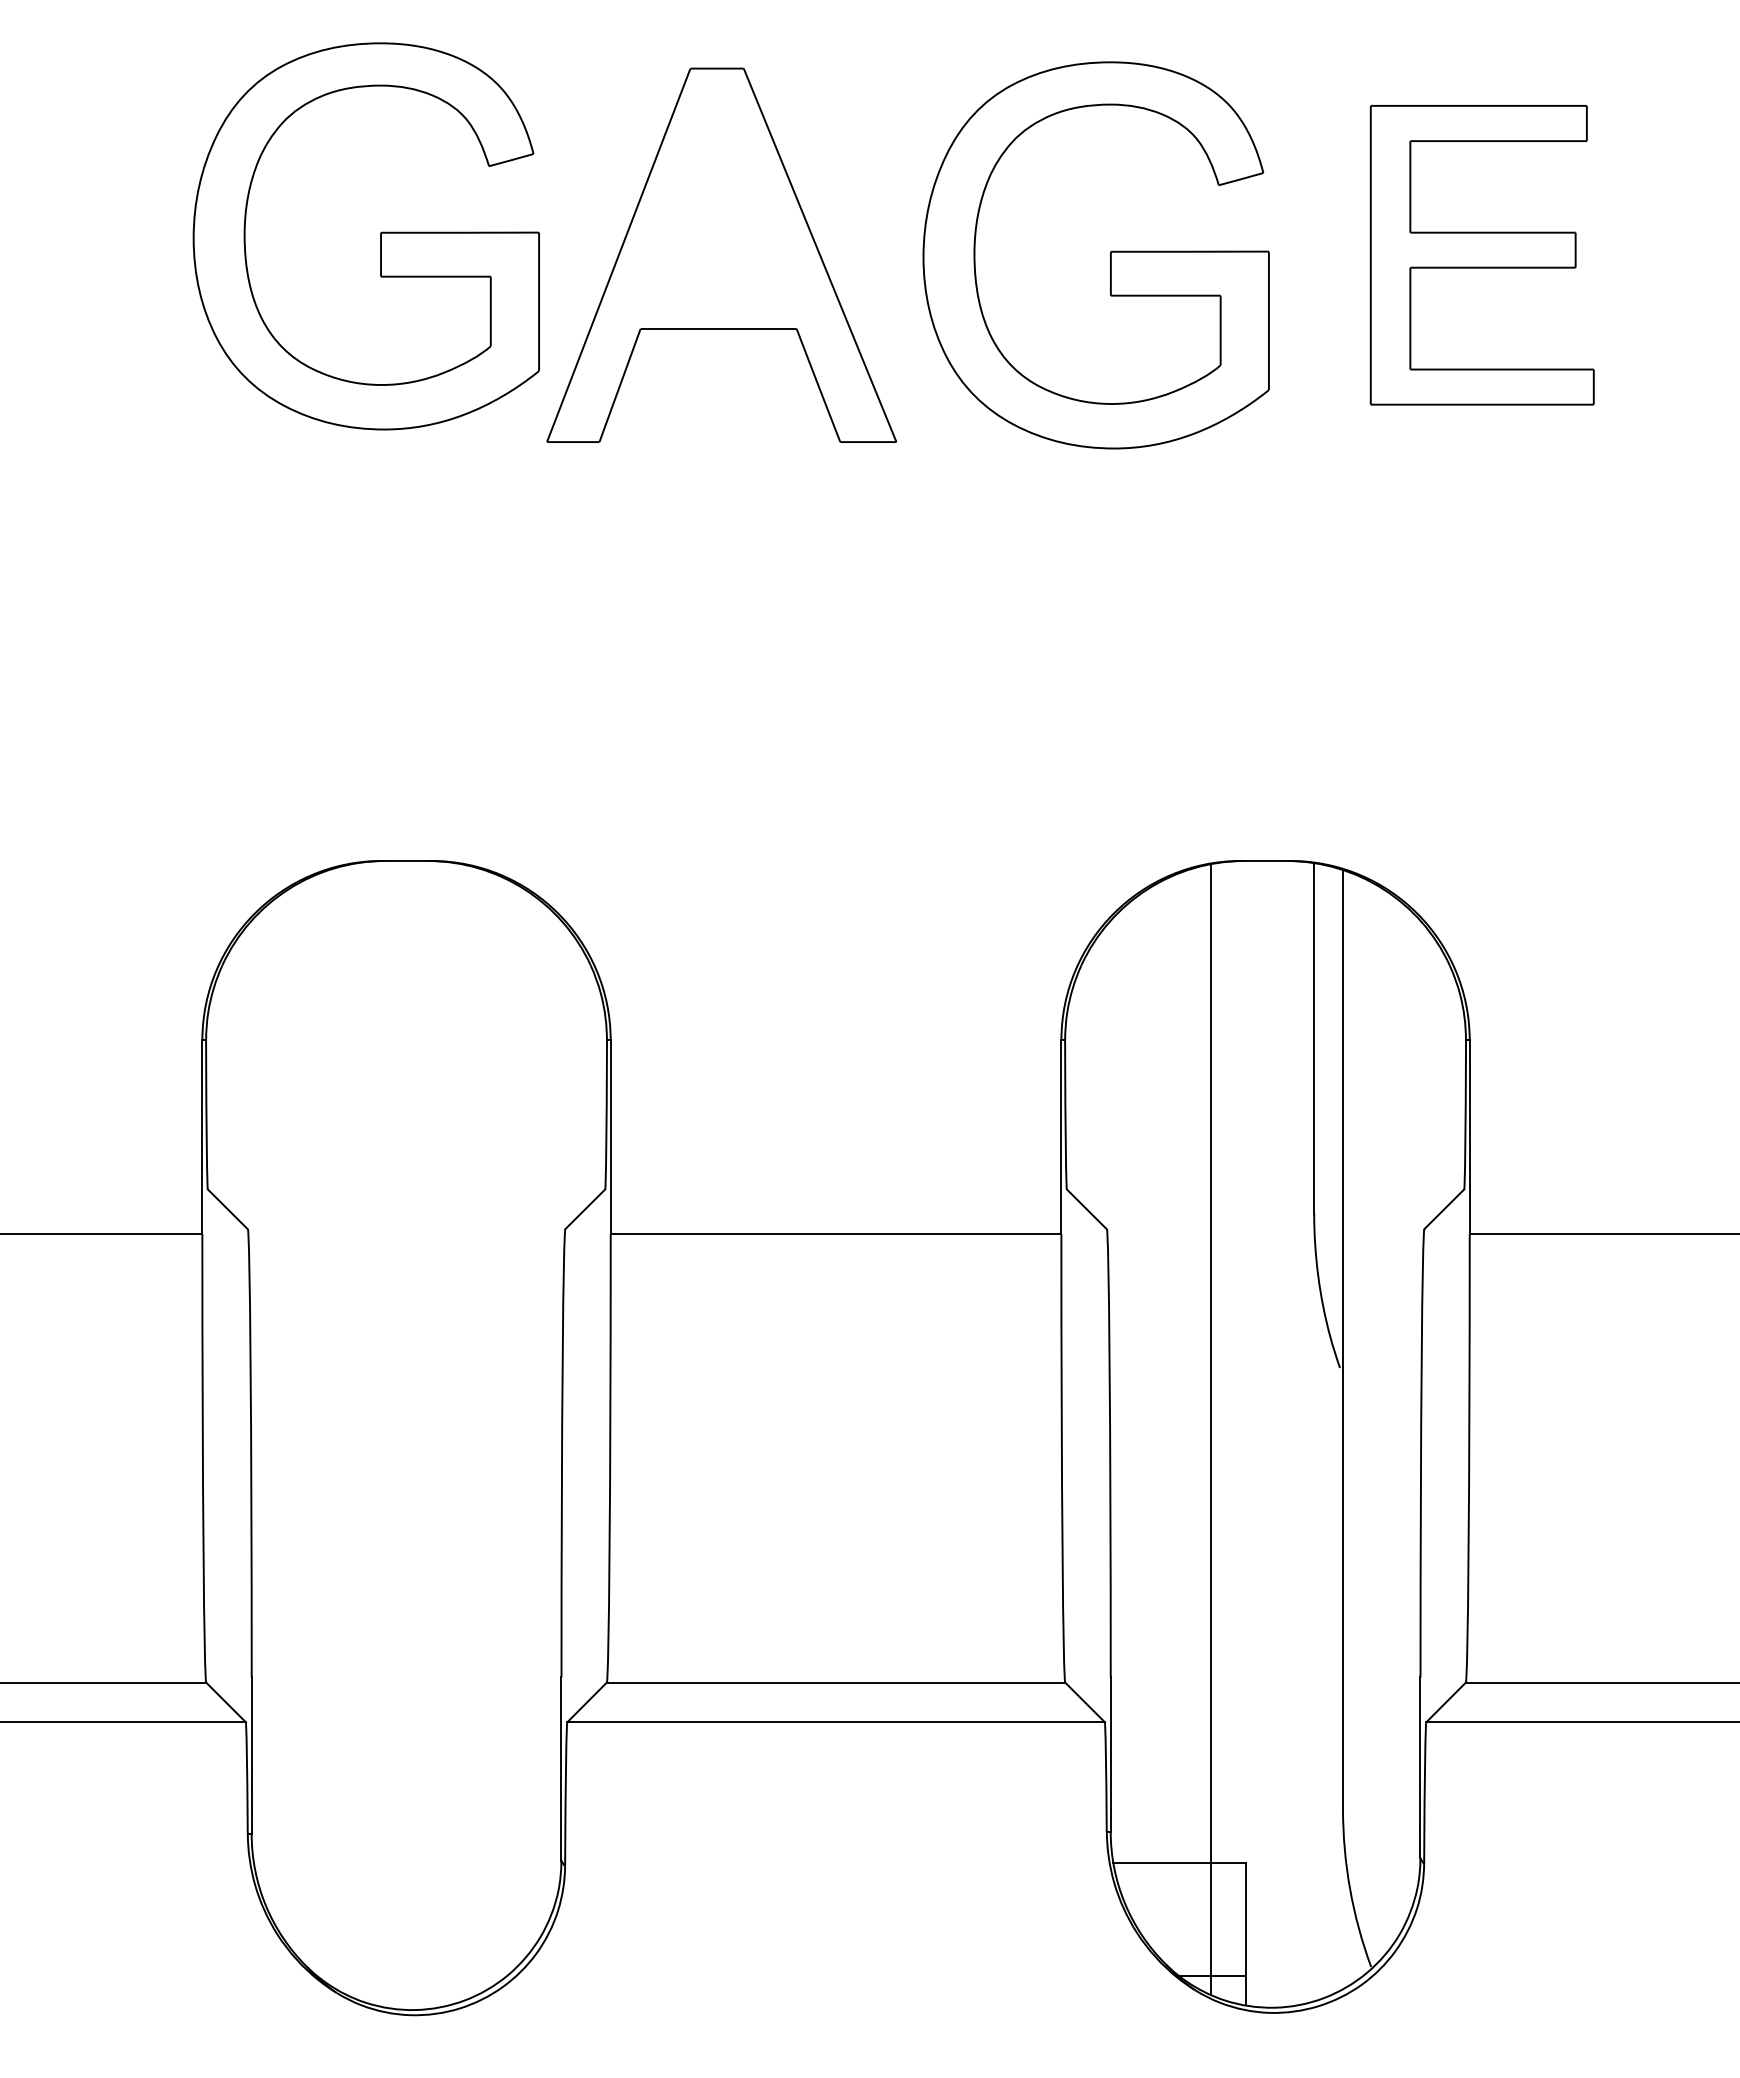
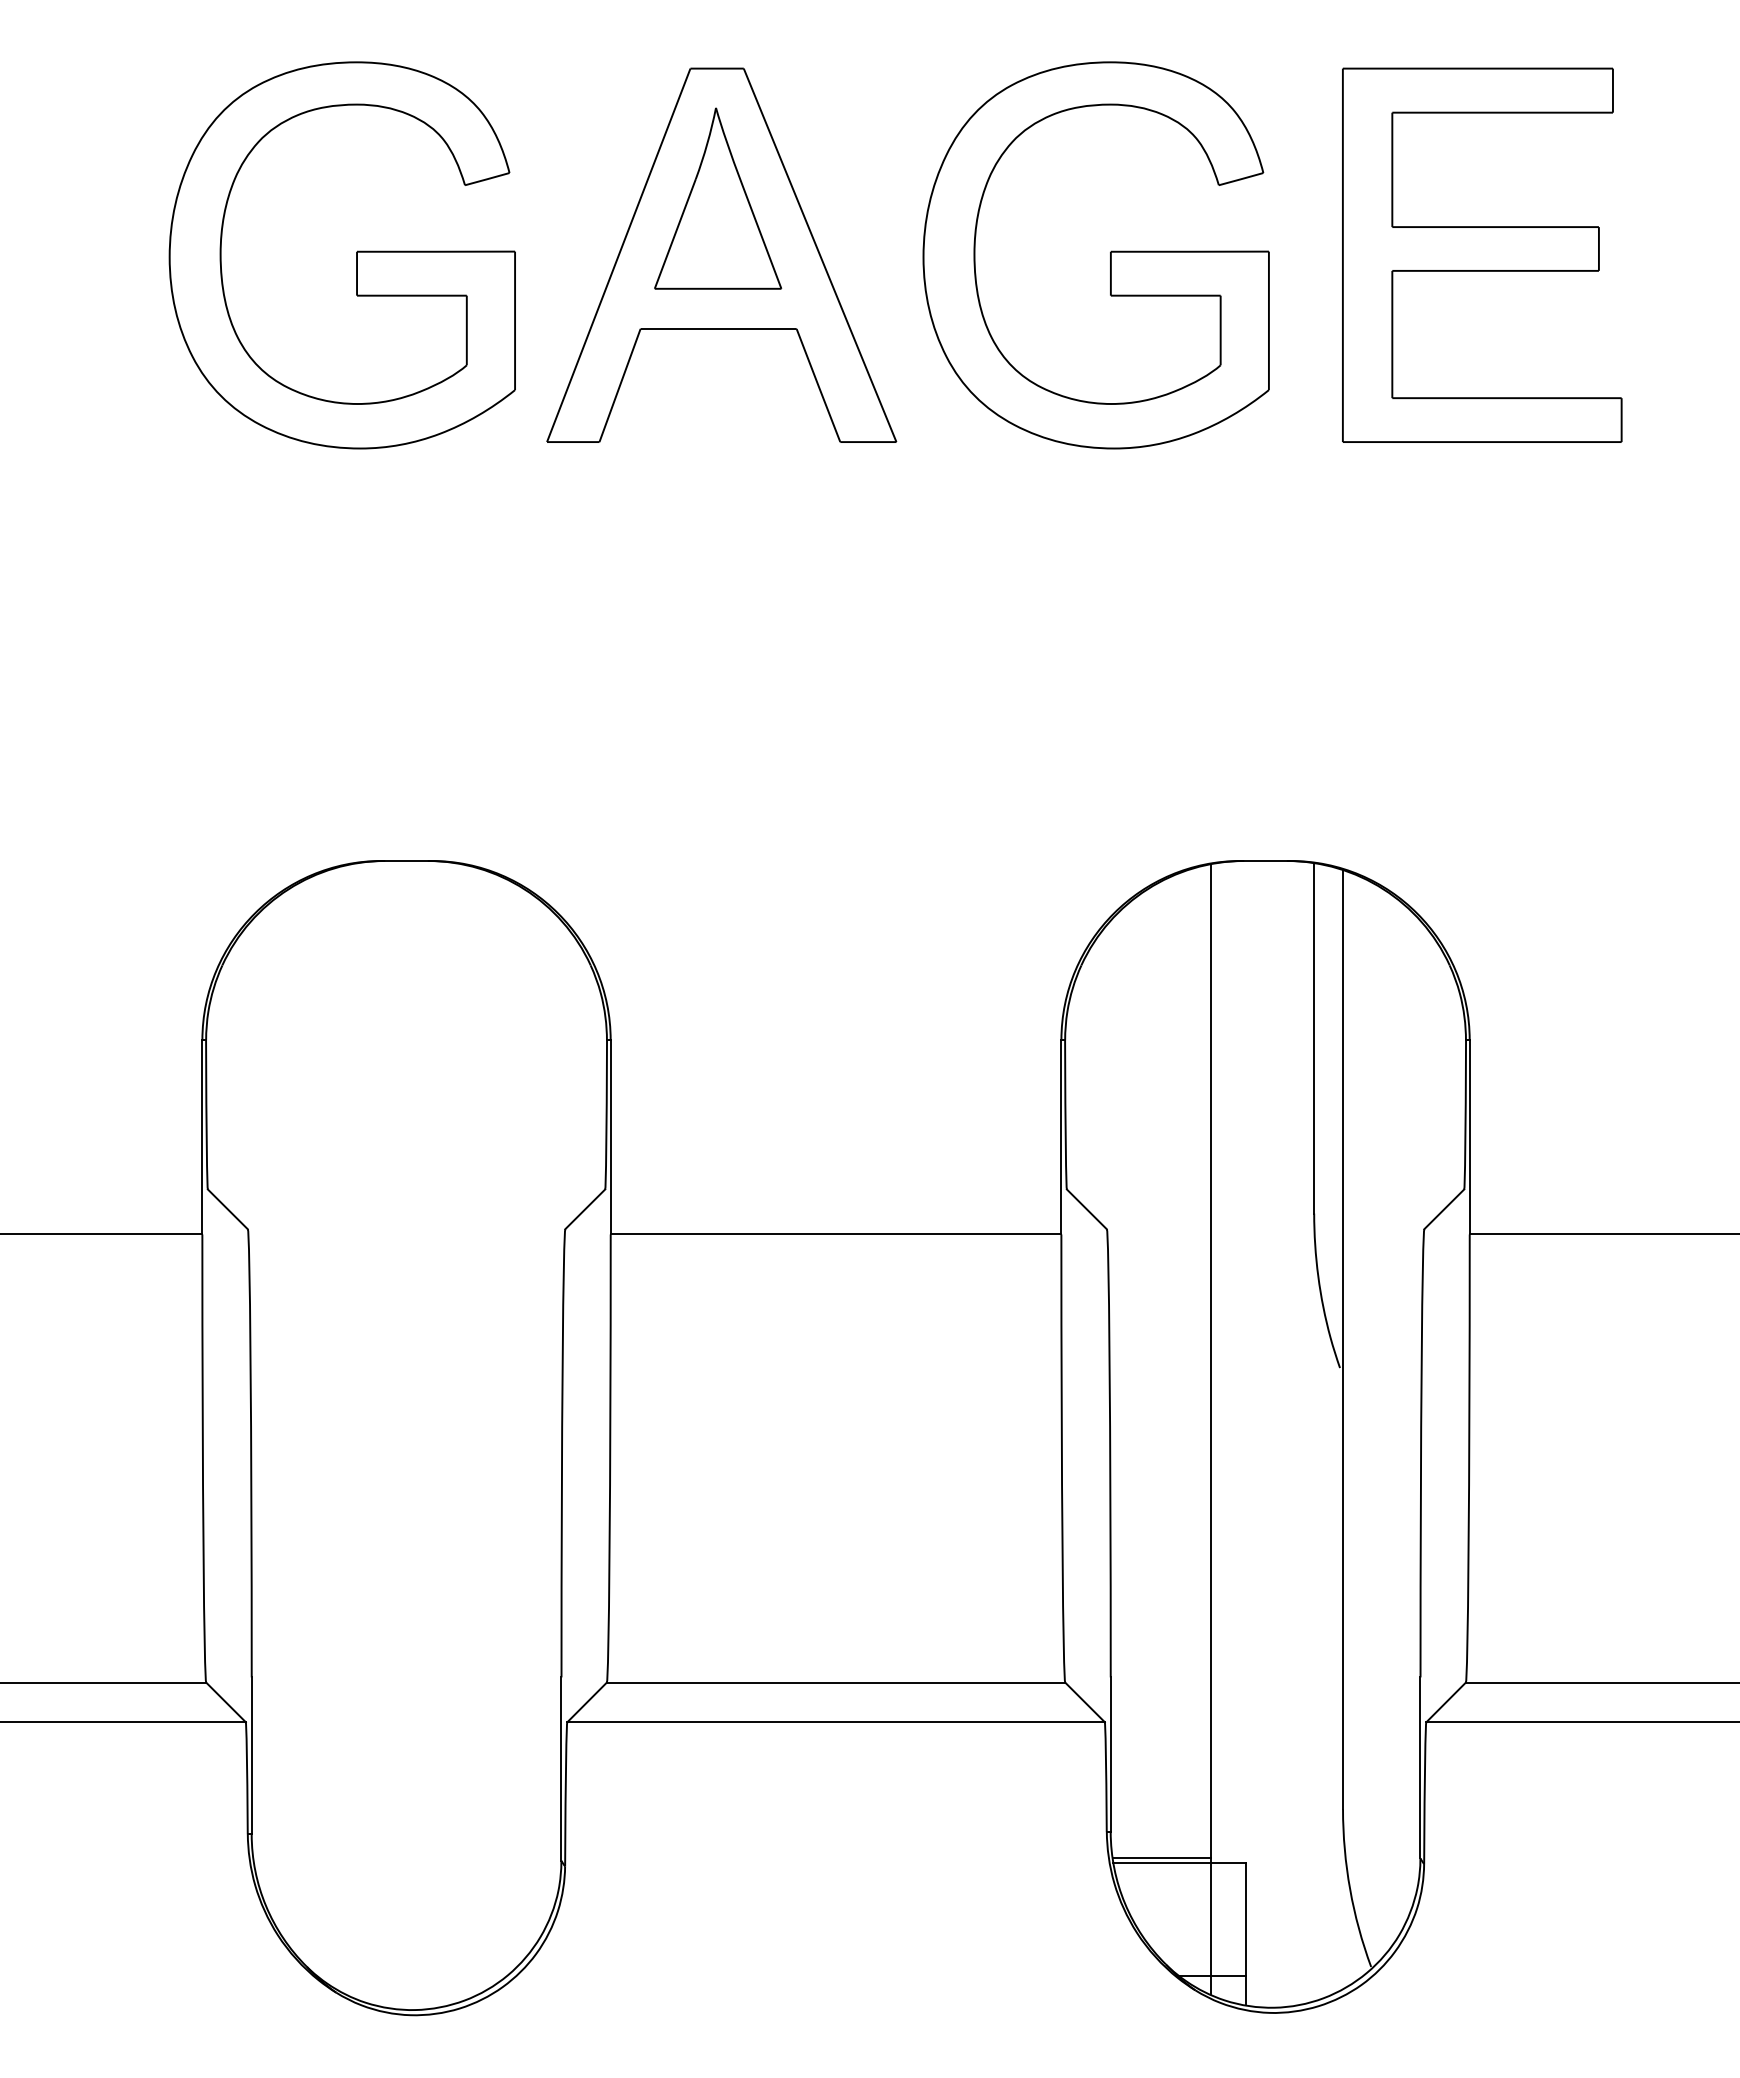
part: none -> present (718, 198)
part position: (380, 236) -> (356, 255) (356, 255)
part size: 226x301 px -> 281x376 px (1482, 254)
line: none -> present (1161, 1857)
